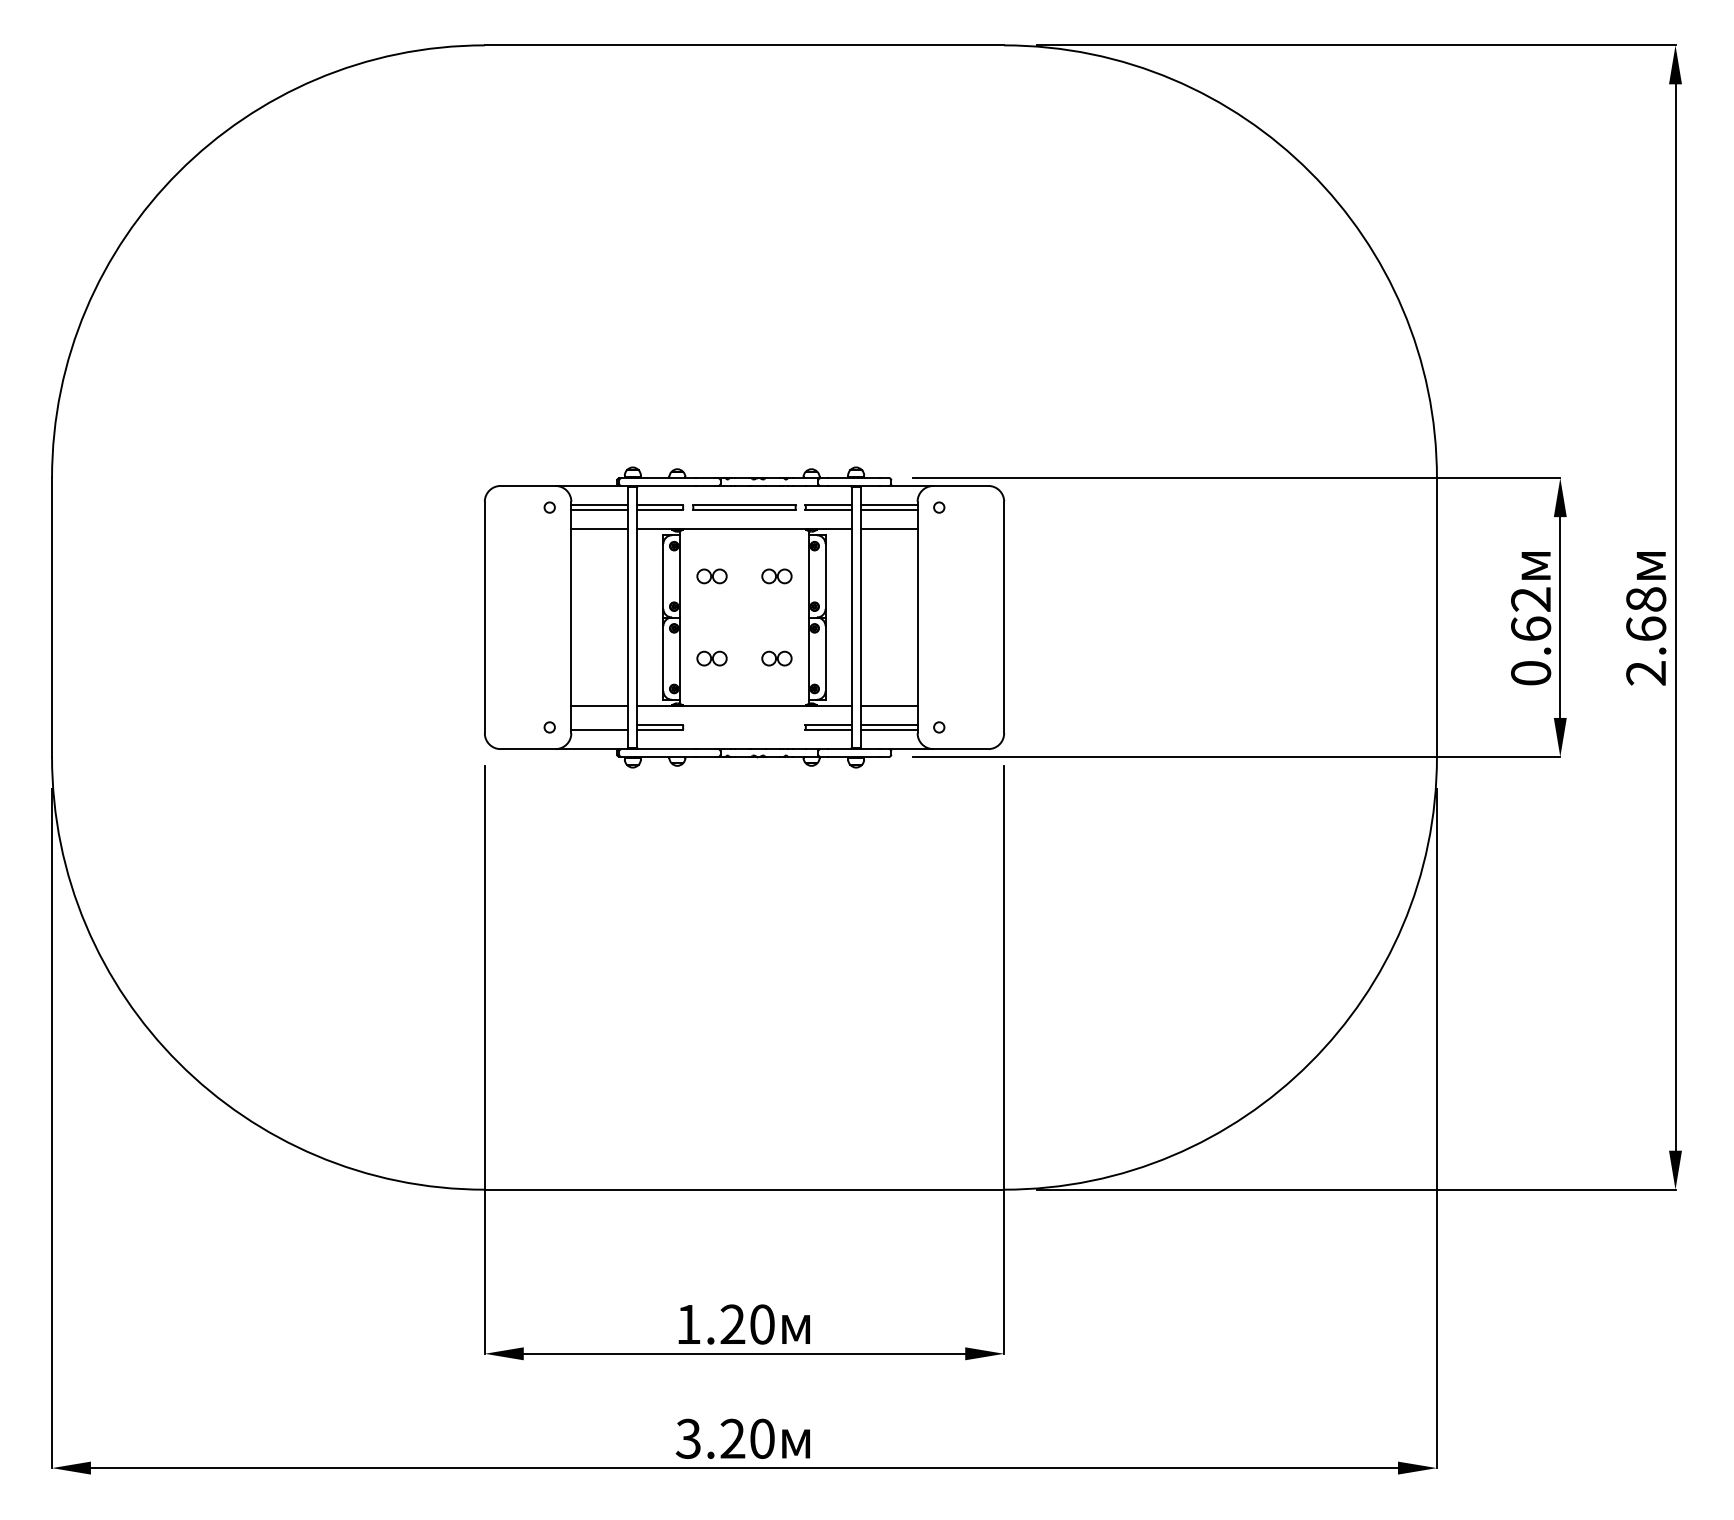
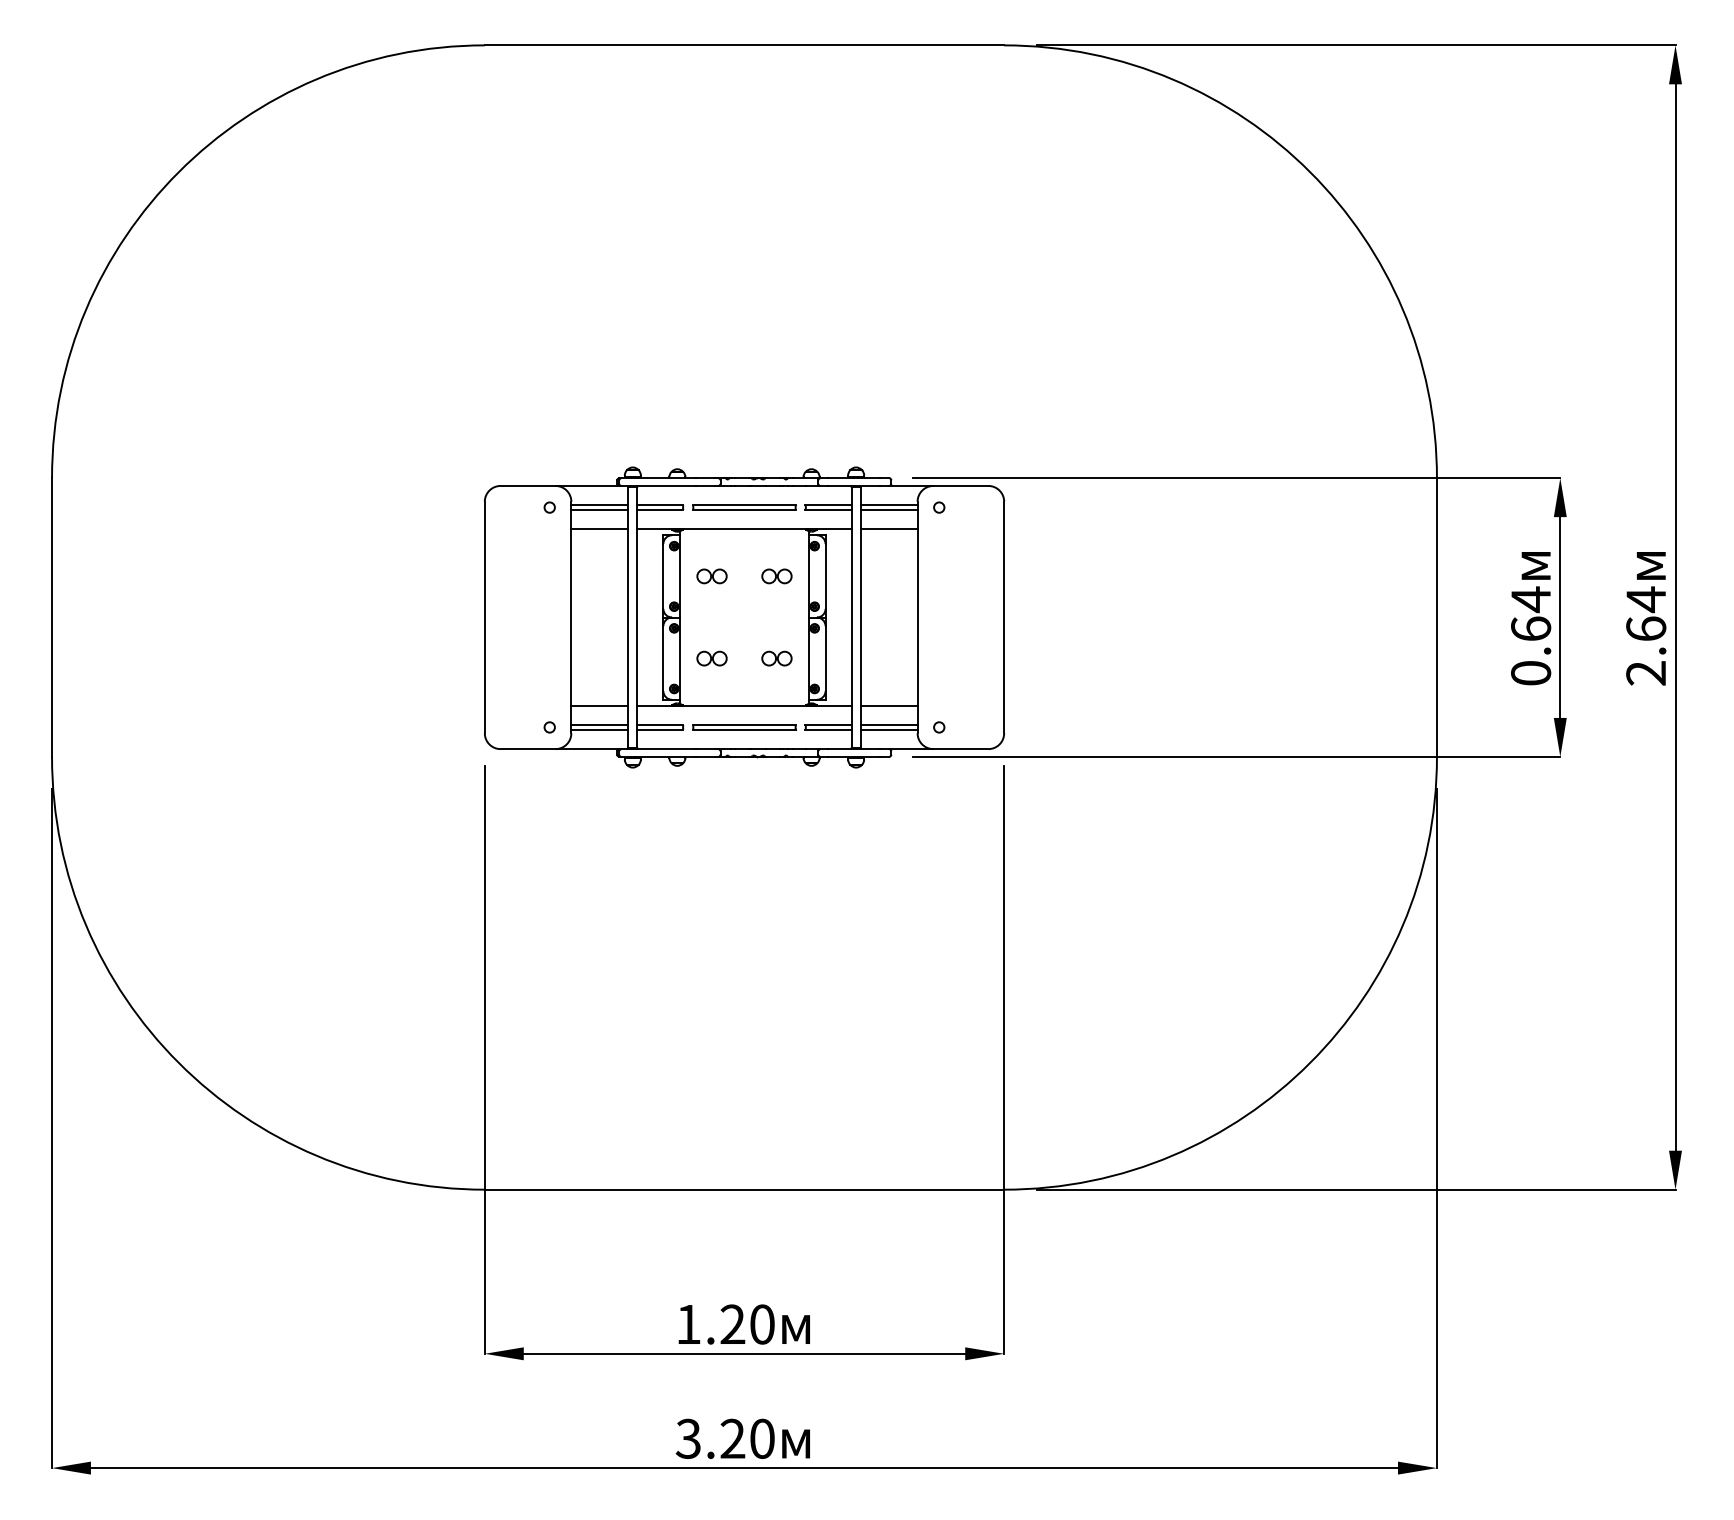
text: 0.62 -> 0.64 (1530, 599)
text: 2.68 -> 2.64 (1646, 599)
line: none -> present (599, 725)
part: none -> present (744, 727)
